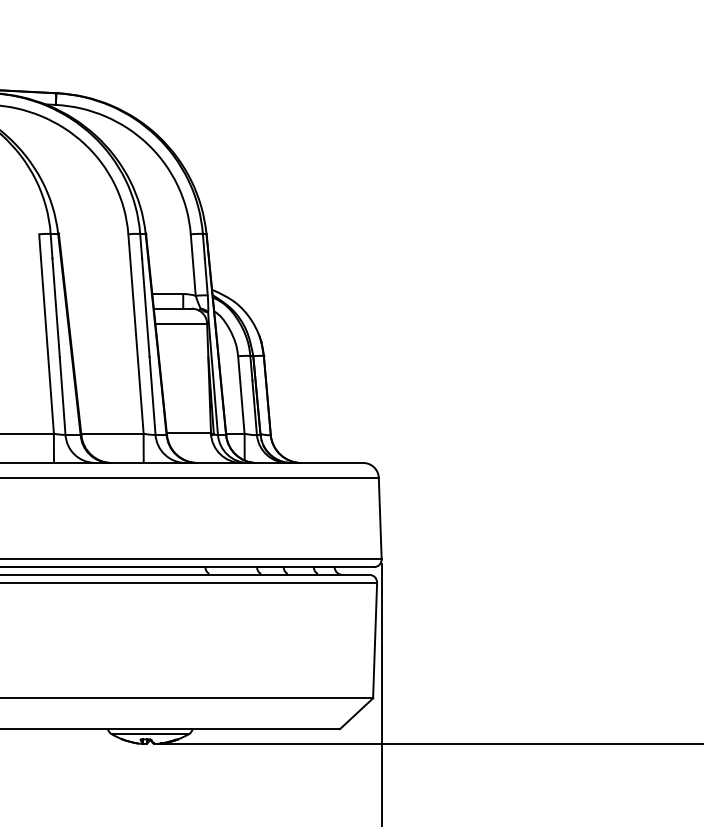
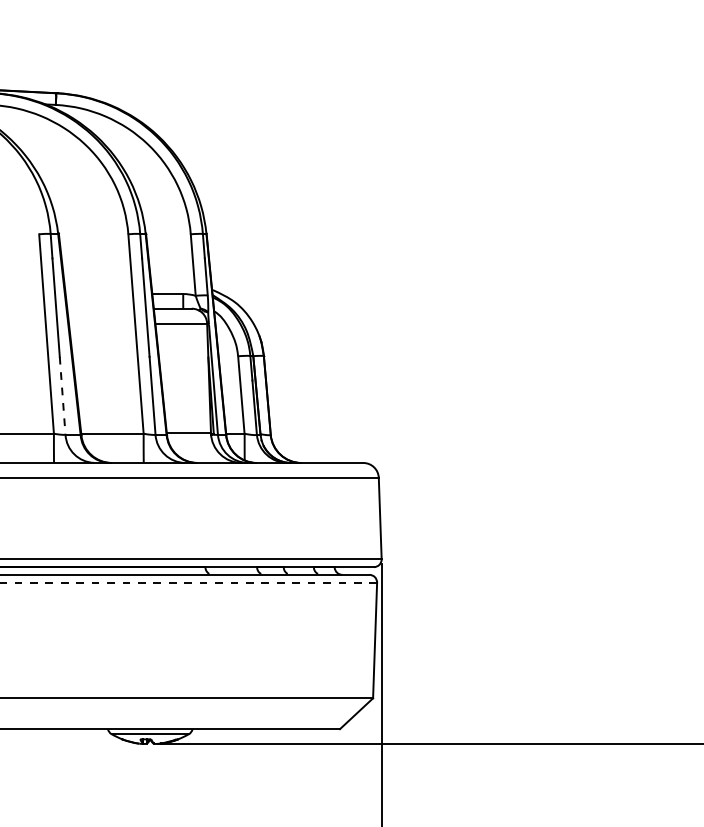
line: solid -> dashed (62, 396)
line: solid -> dashed (188, 582)
